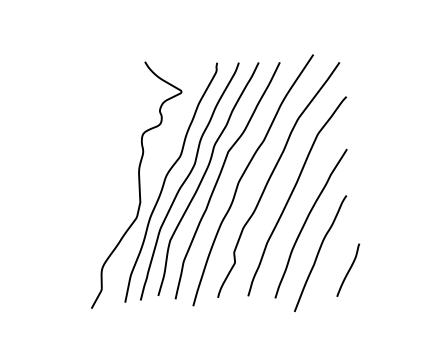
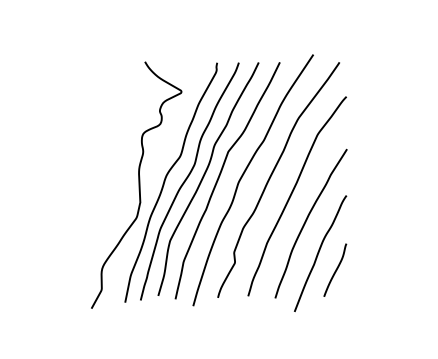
curve position: (348, 269) -> (335, 269) (335, 269)
